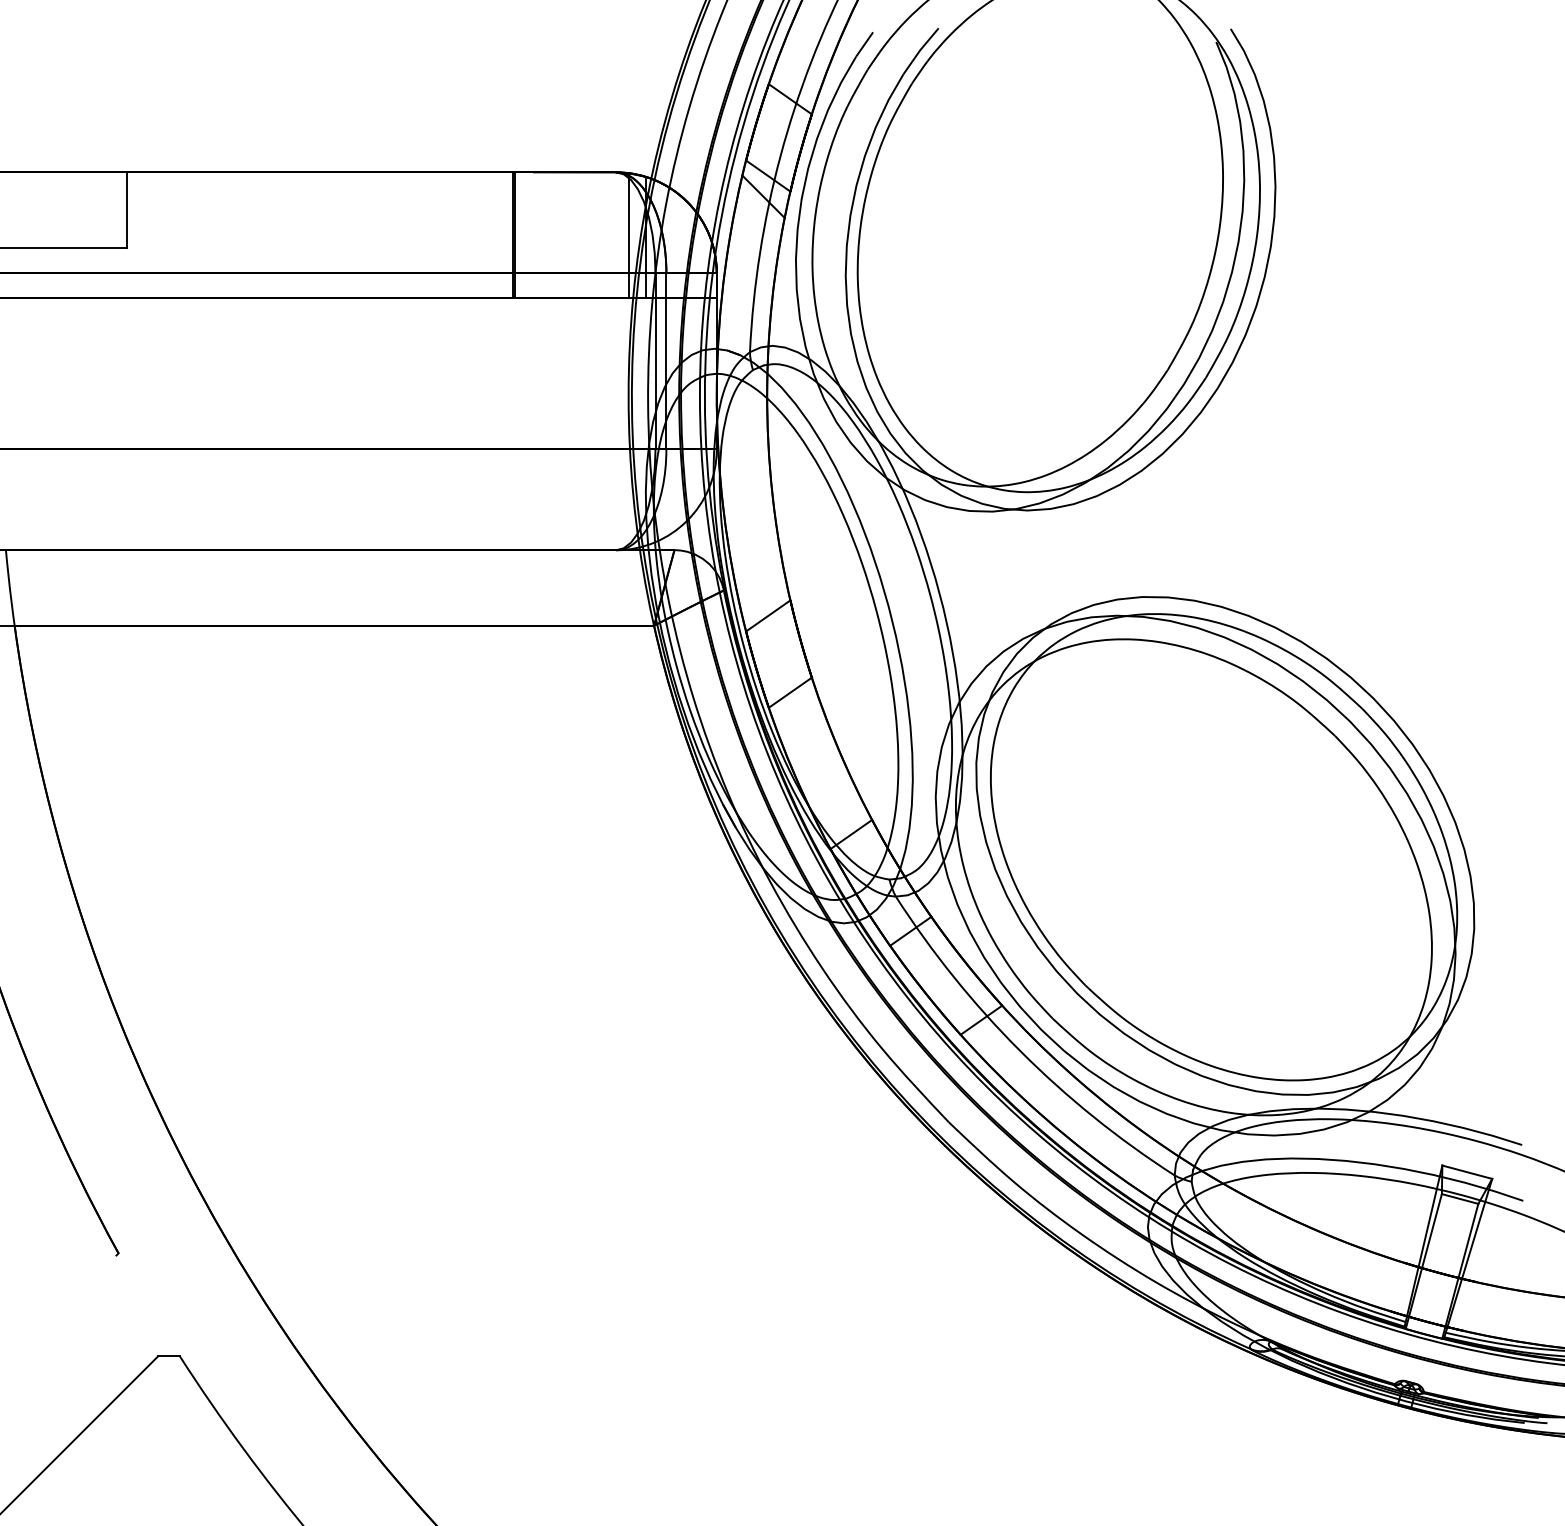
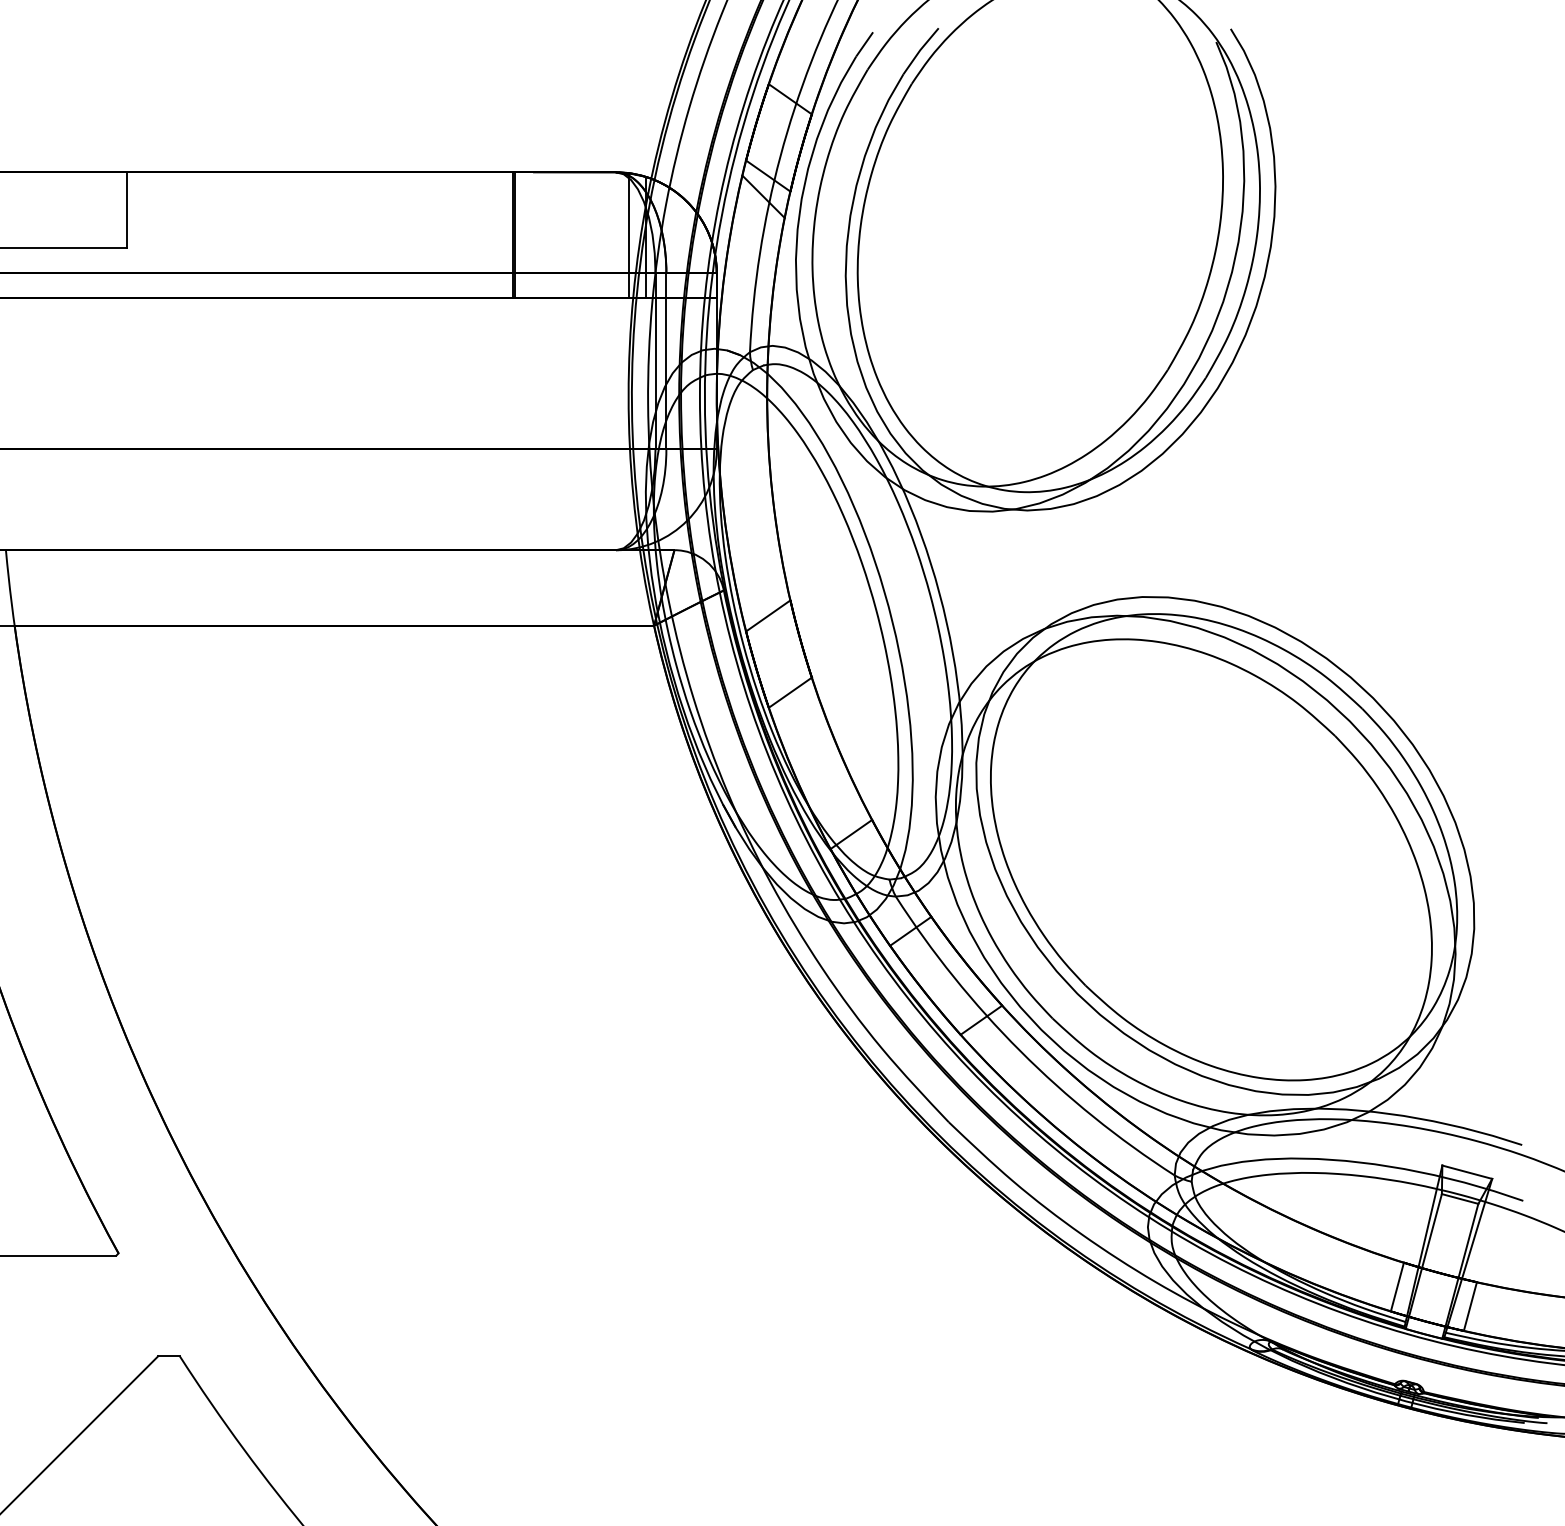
line: none -> present (59, 1255)
line: none -> present (1396, 1286)
line: none -> present (1469, 1306)
